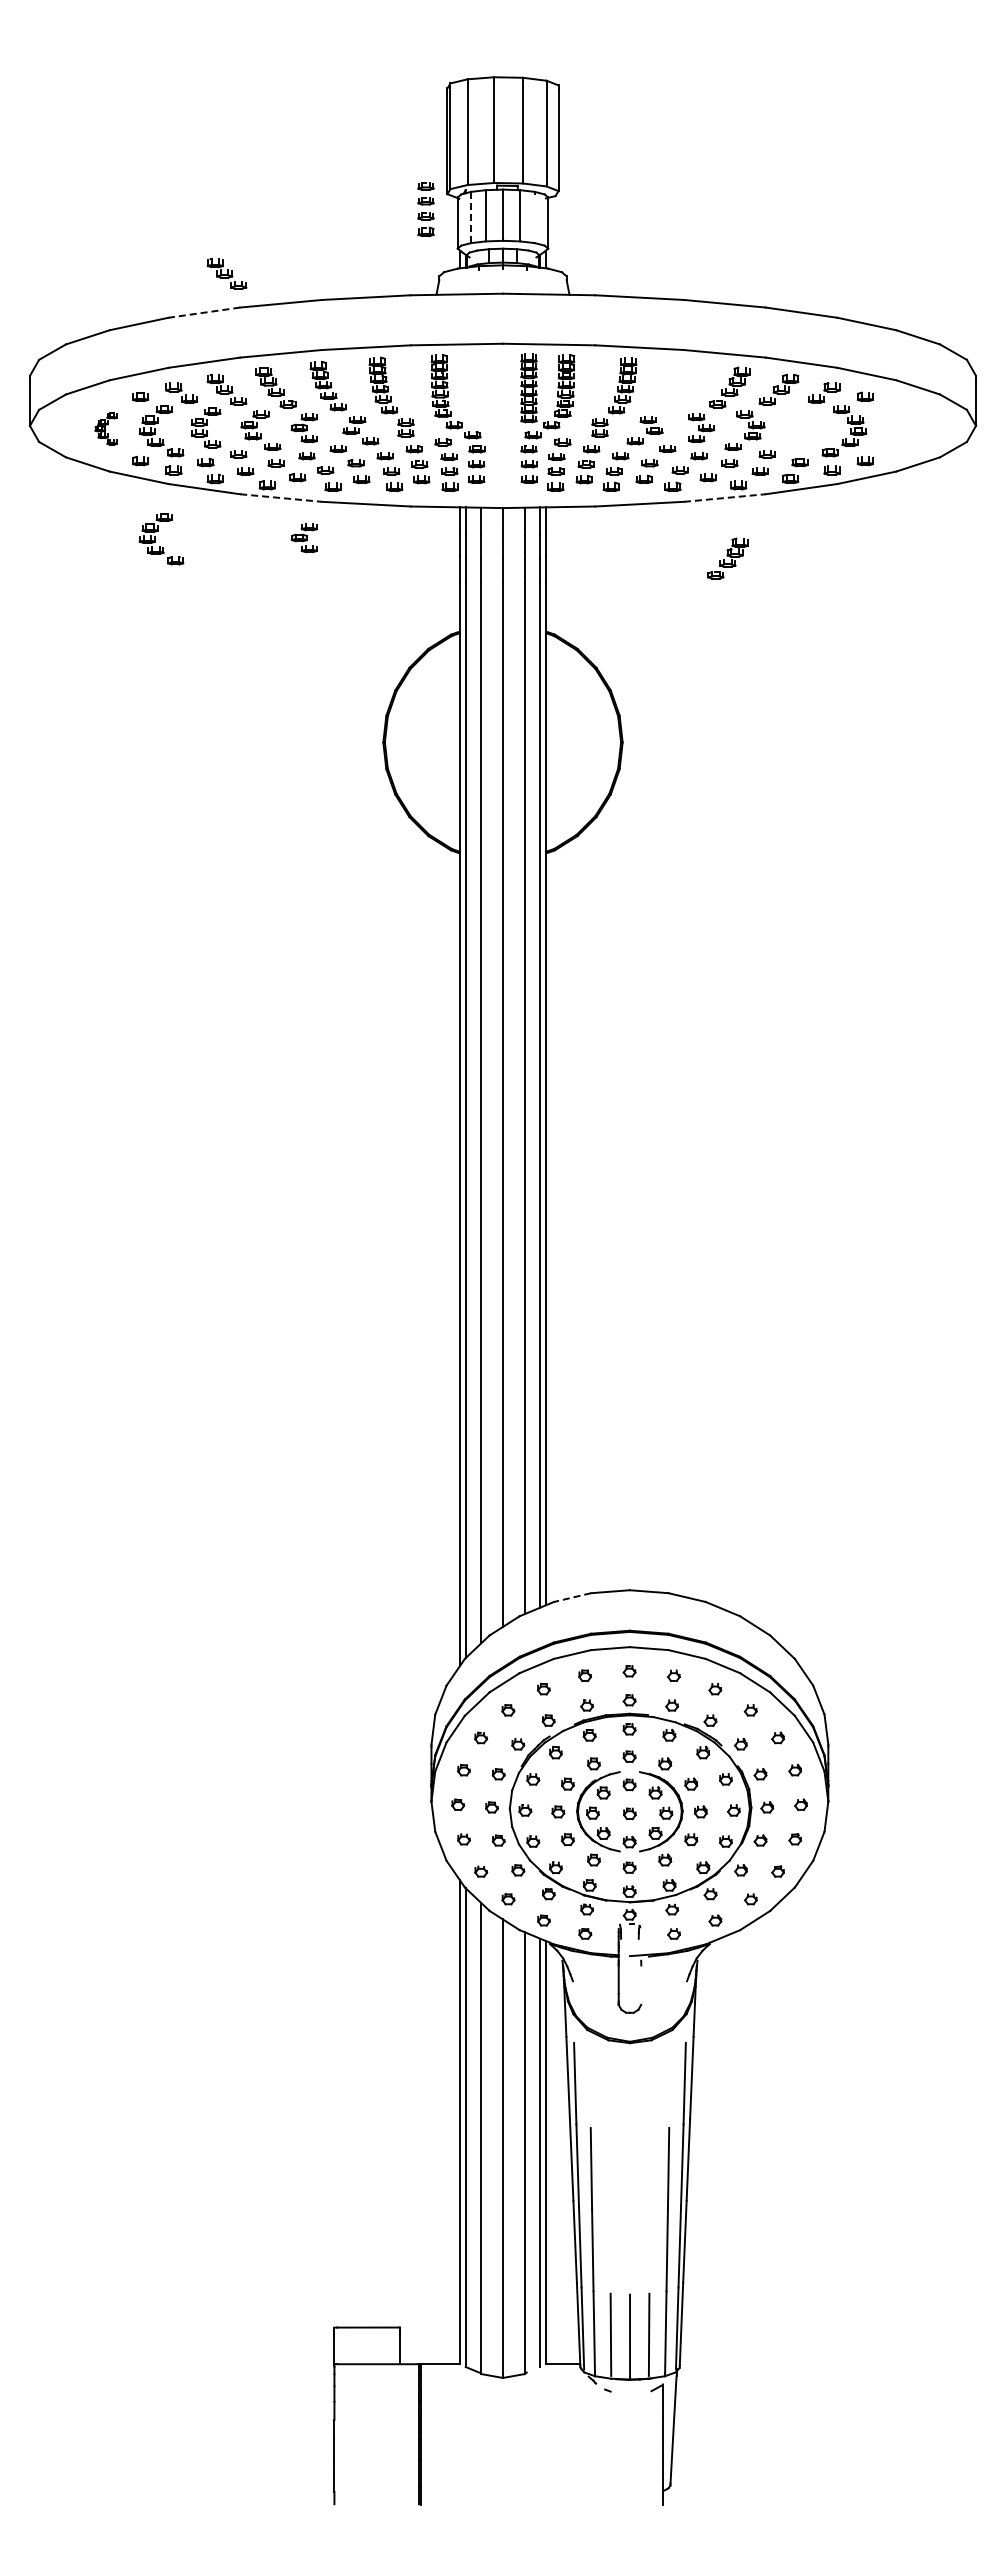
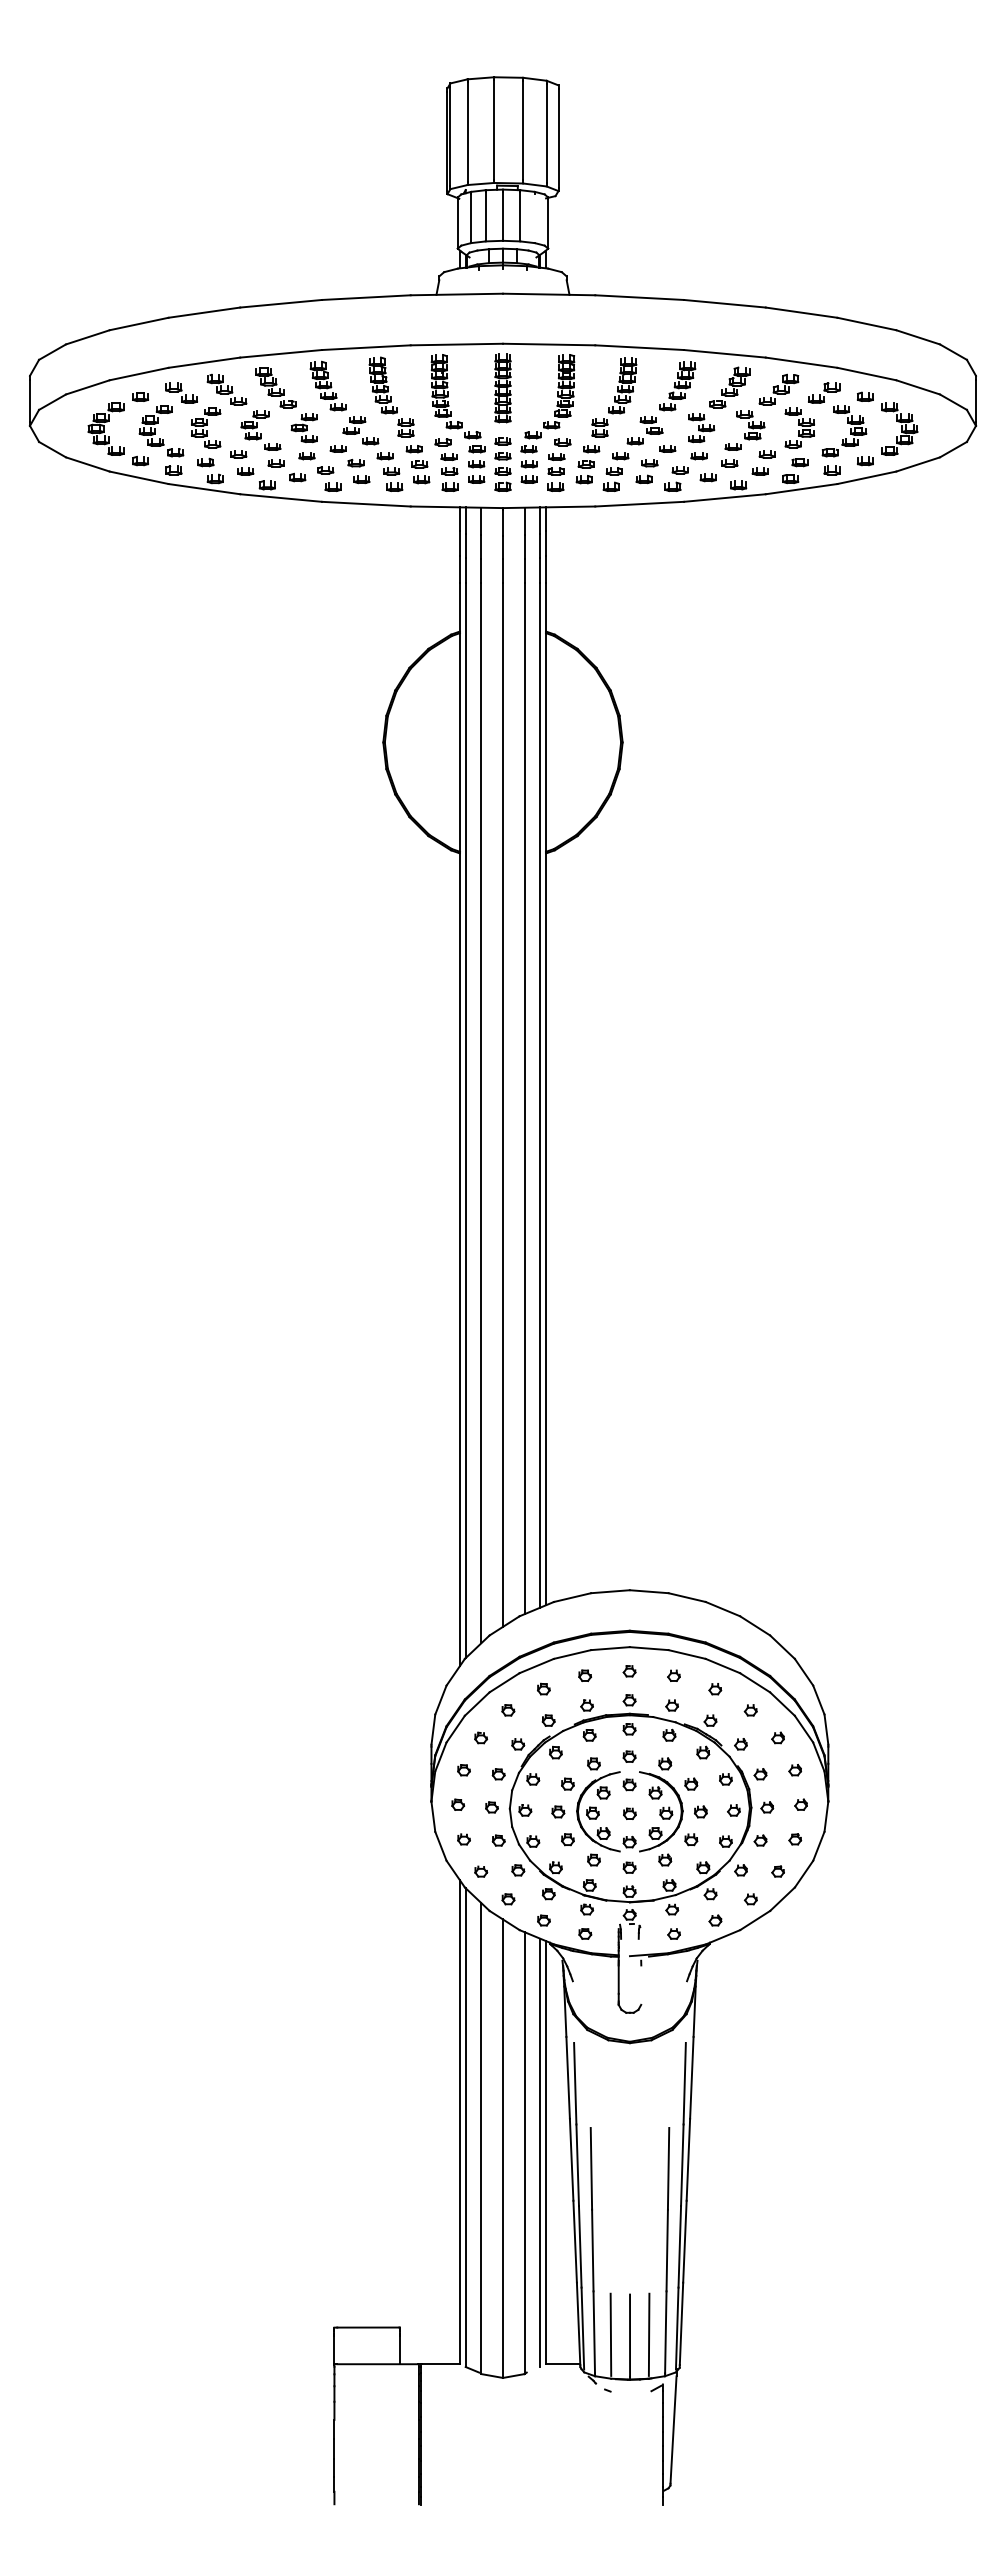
part position: (425, 209) -> (502, 464) (502, 464)
line: dashed -> solid (471, 218)
part: present -> none (226, 273)
line: dashed -> solid (203, 312)
part: none -> present (677, 386)
part position: (528, 388) -> (502, 388) (502, 388)
part: none -> present (799, 427)
part size: 24x34 px -> 38x54 px (105, 428)
part: none -> present (899, 428)
line: dashed -> solid (281, 498)
line: dashed -> solid (725, 498)
part: present -> none (303, 538)
part: present -> none (161, 539)
part: present -> none (727, 558)
line: dashed -> solid (572, 1597)
